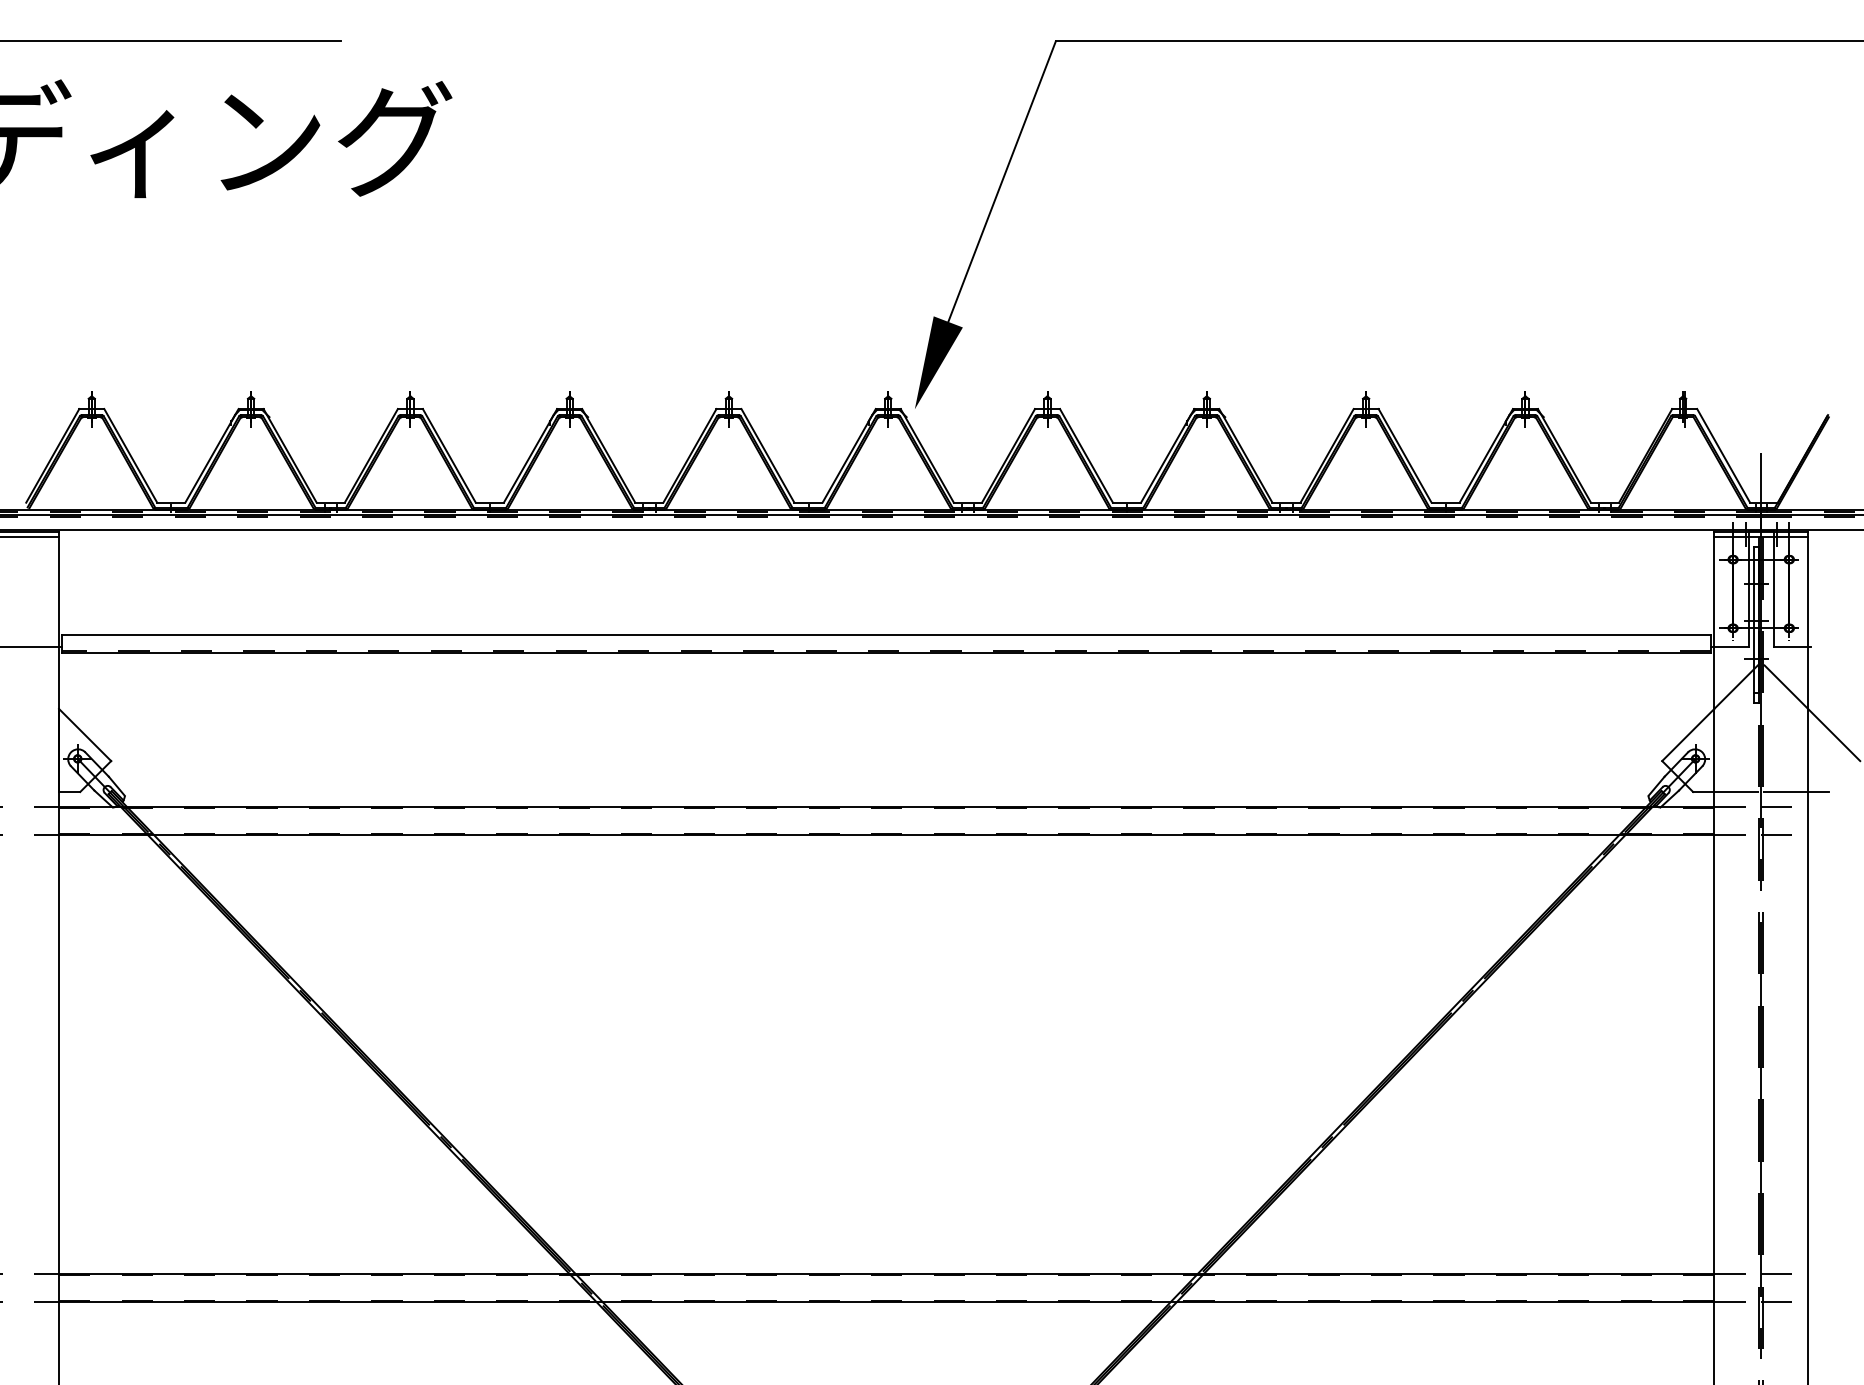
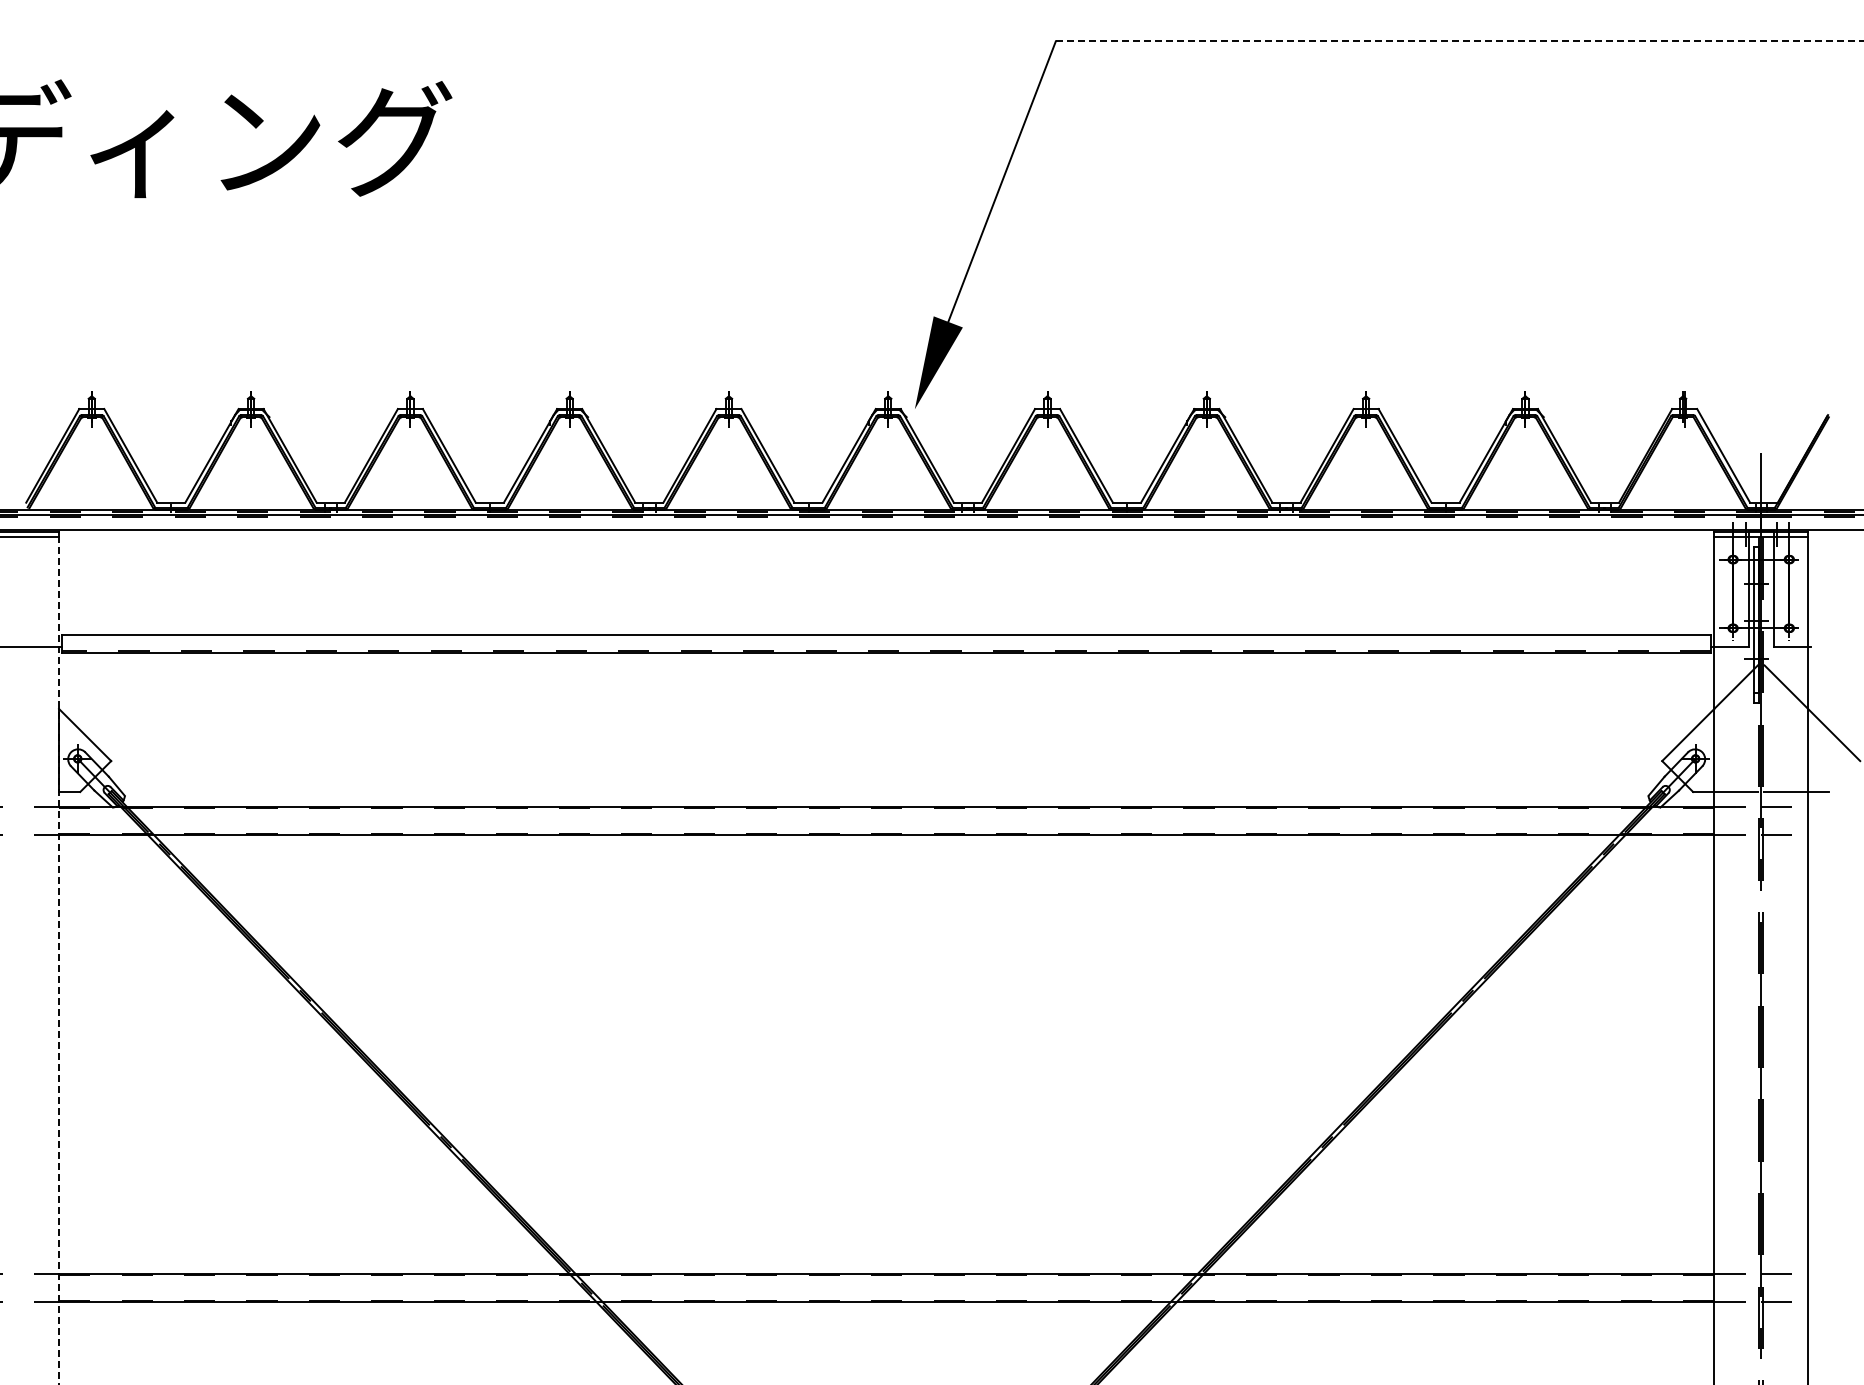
line: present -> none (171, 41)
line: solid -> dashed (1459, 41)
line: solid -> dashed (59, 960)
